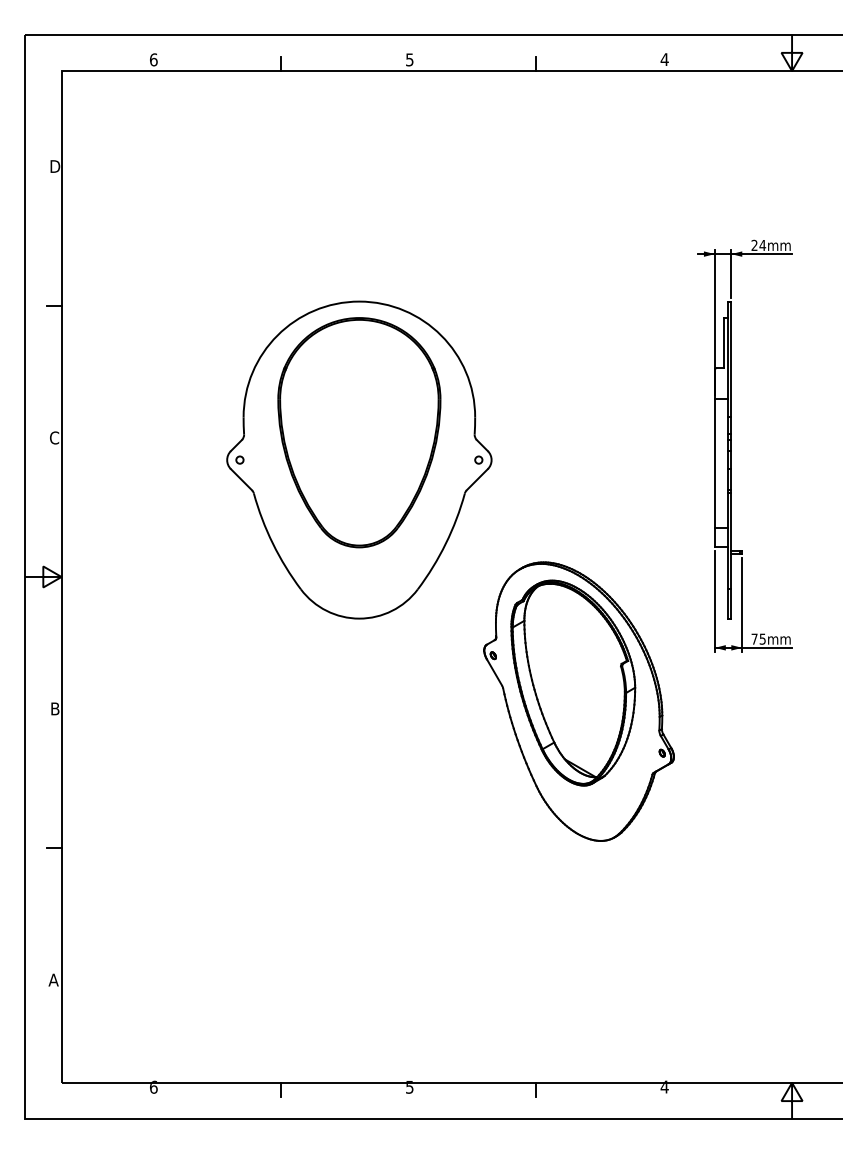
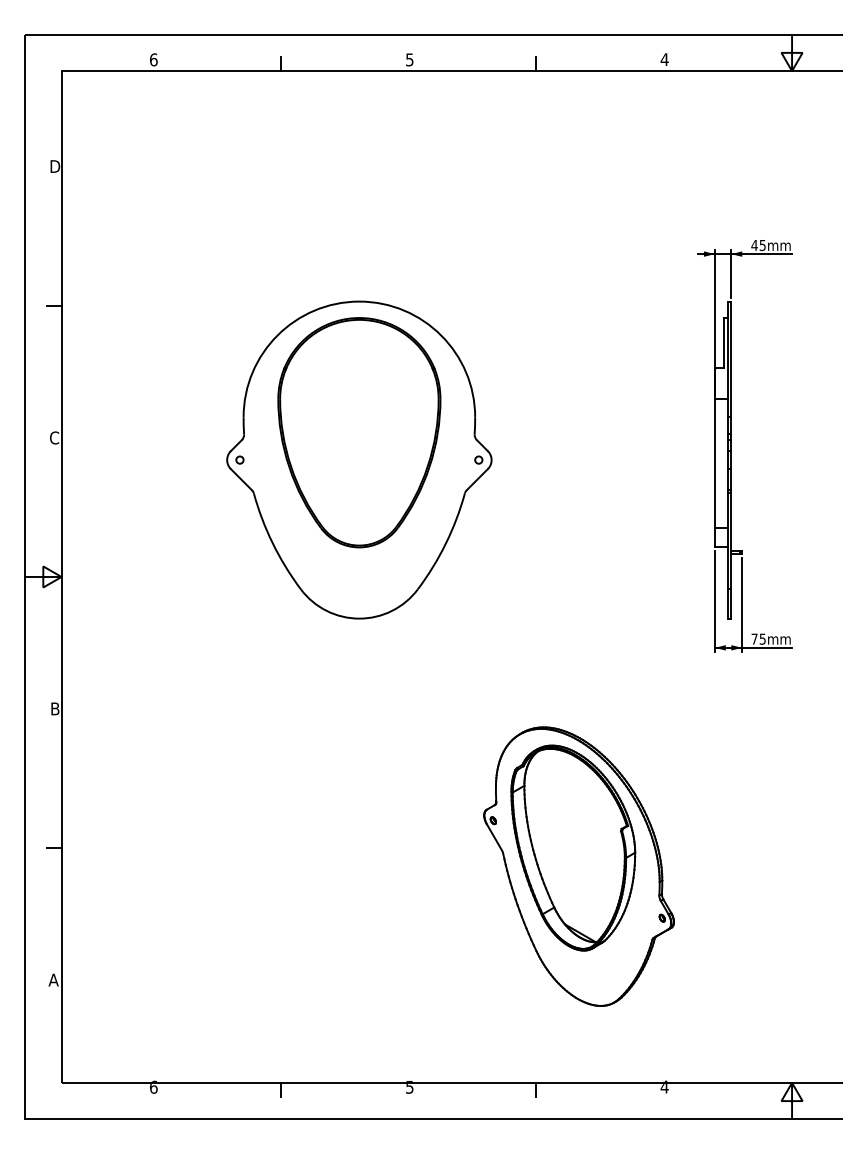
text: 24mm -> 45mm (758, 245)
part position: (578, 701) -> (578, 866) (578, 866)
